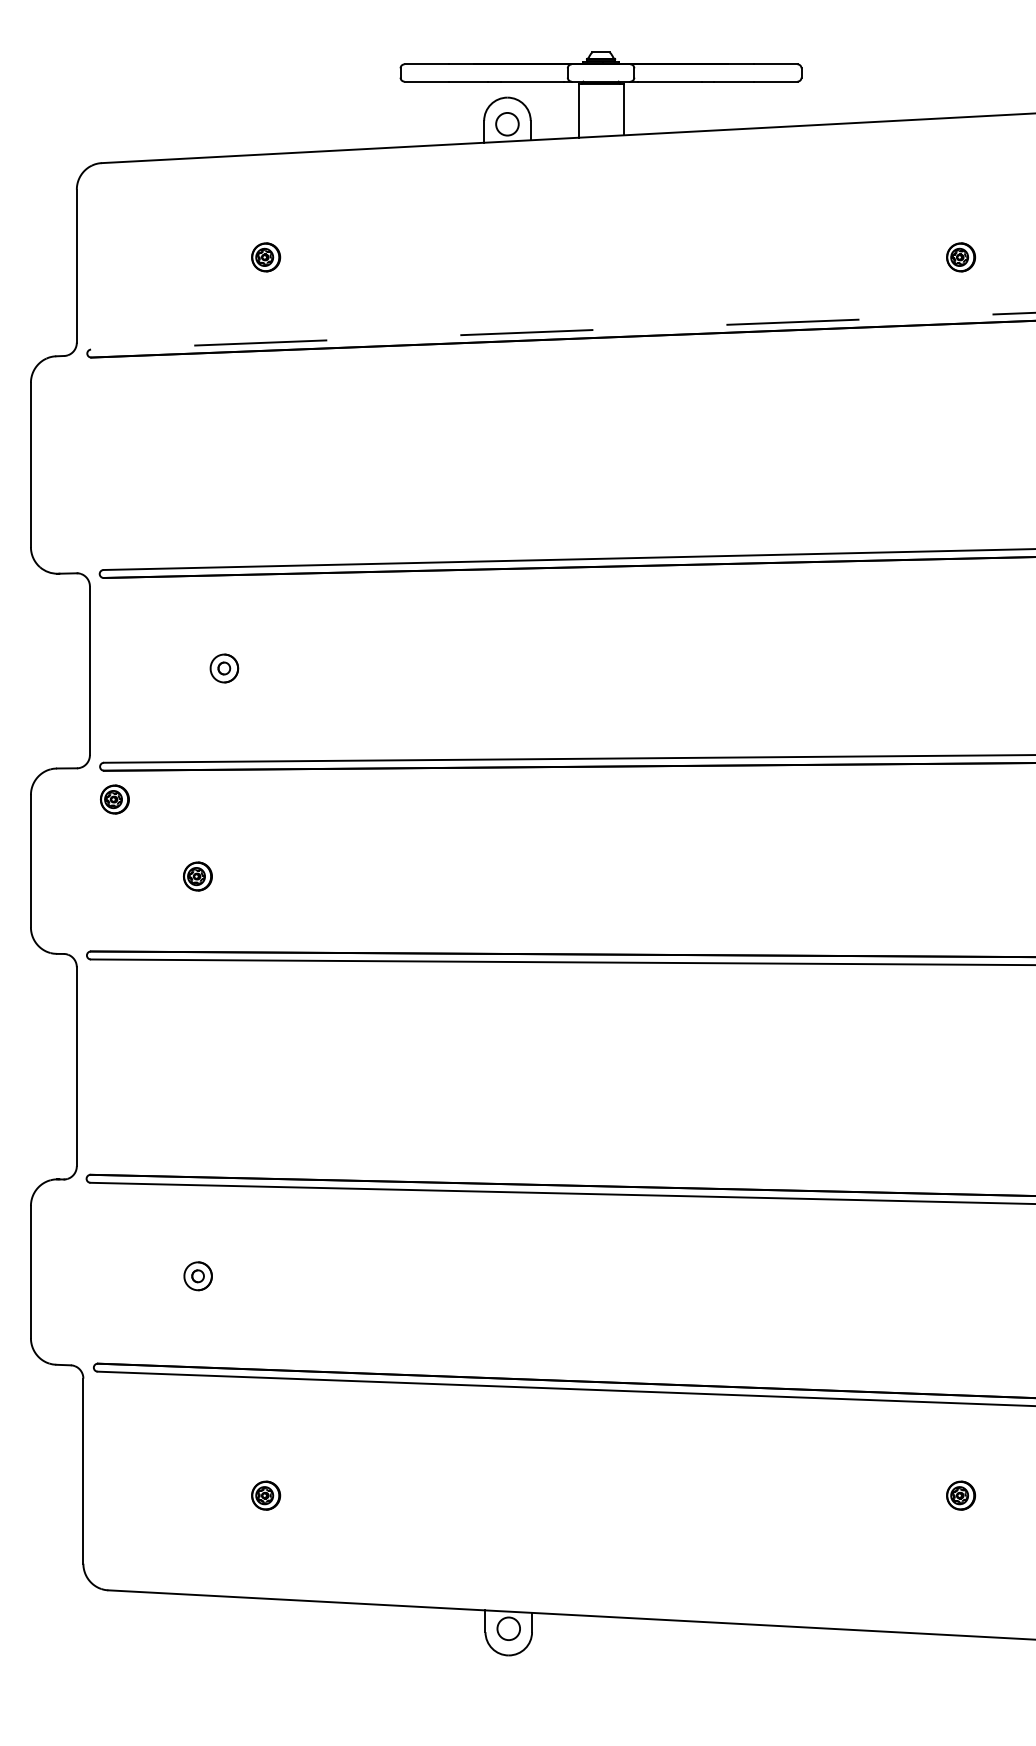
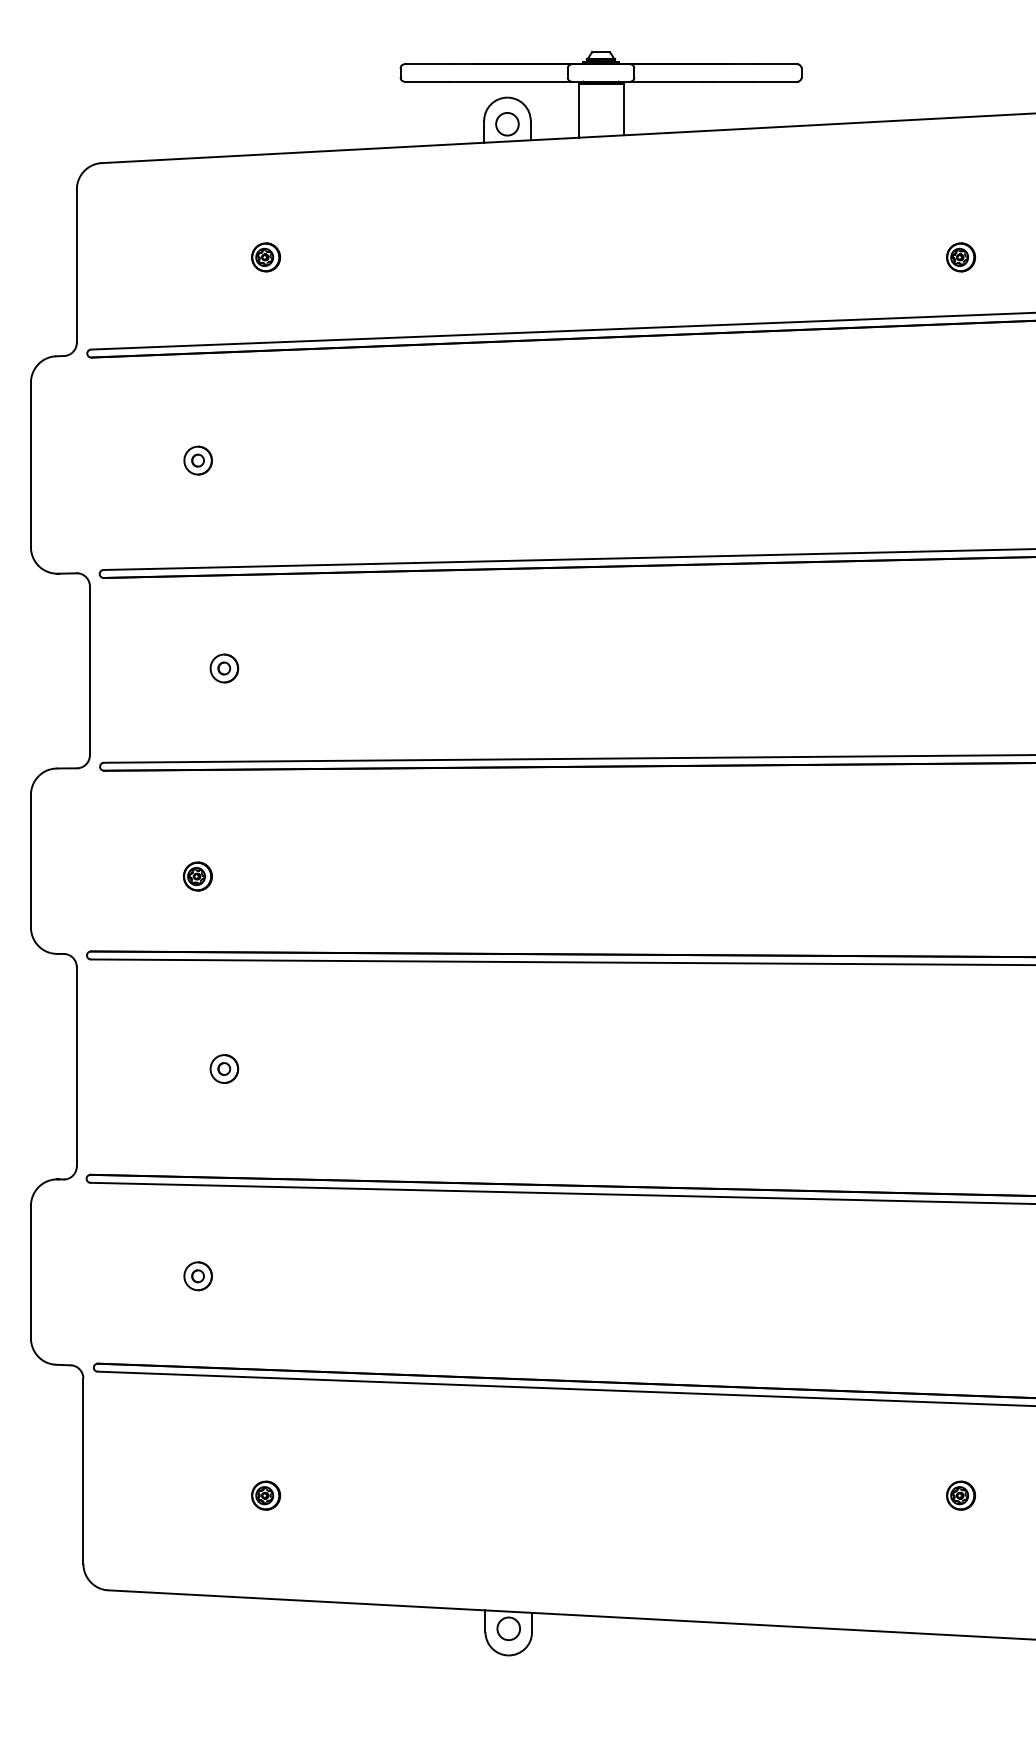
line: dashed -> solid (563, 331)
part: none -> present (197, 460)
part: present -> none (114, 799)
part: none -> present (224, 1068)
